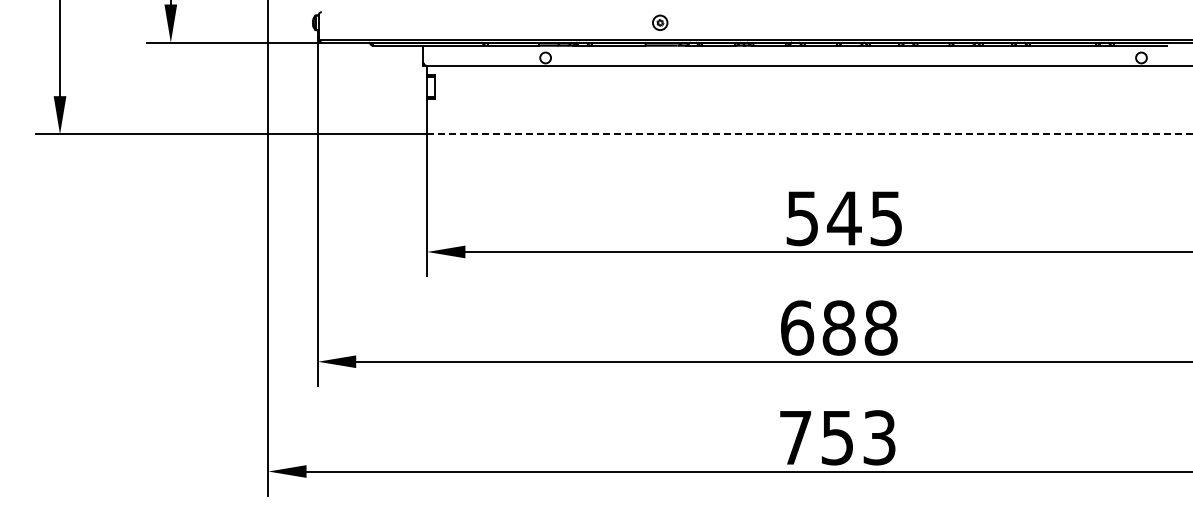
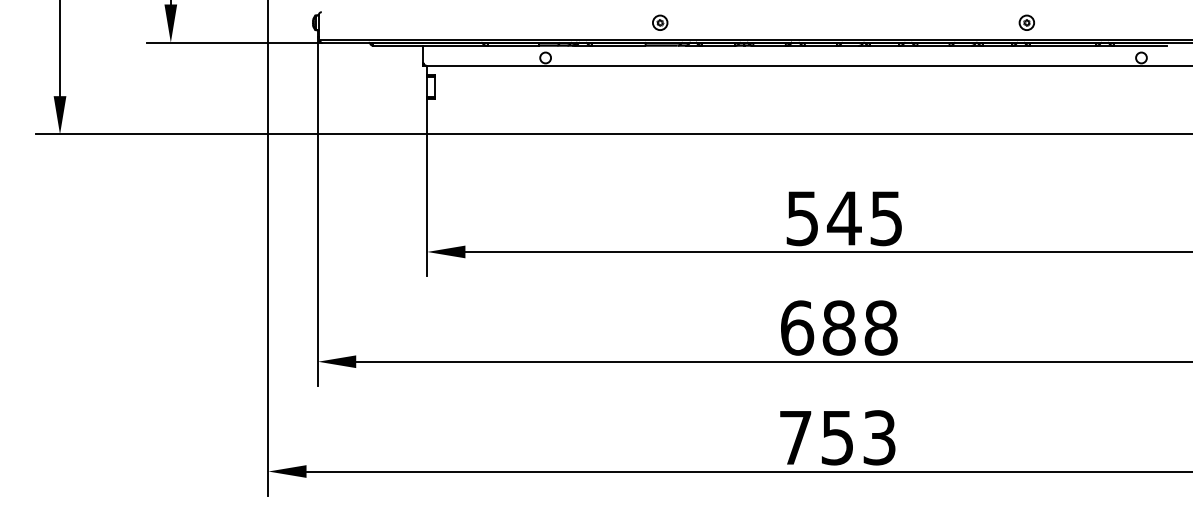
part: none -> present (1026, 22)
line: dashed -> solid (810, 134)
